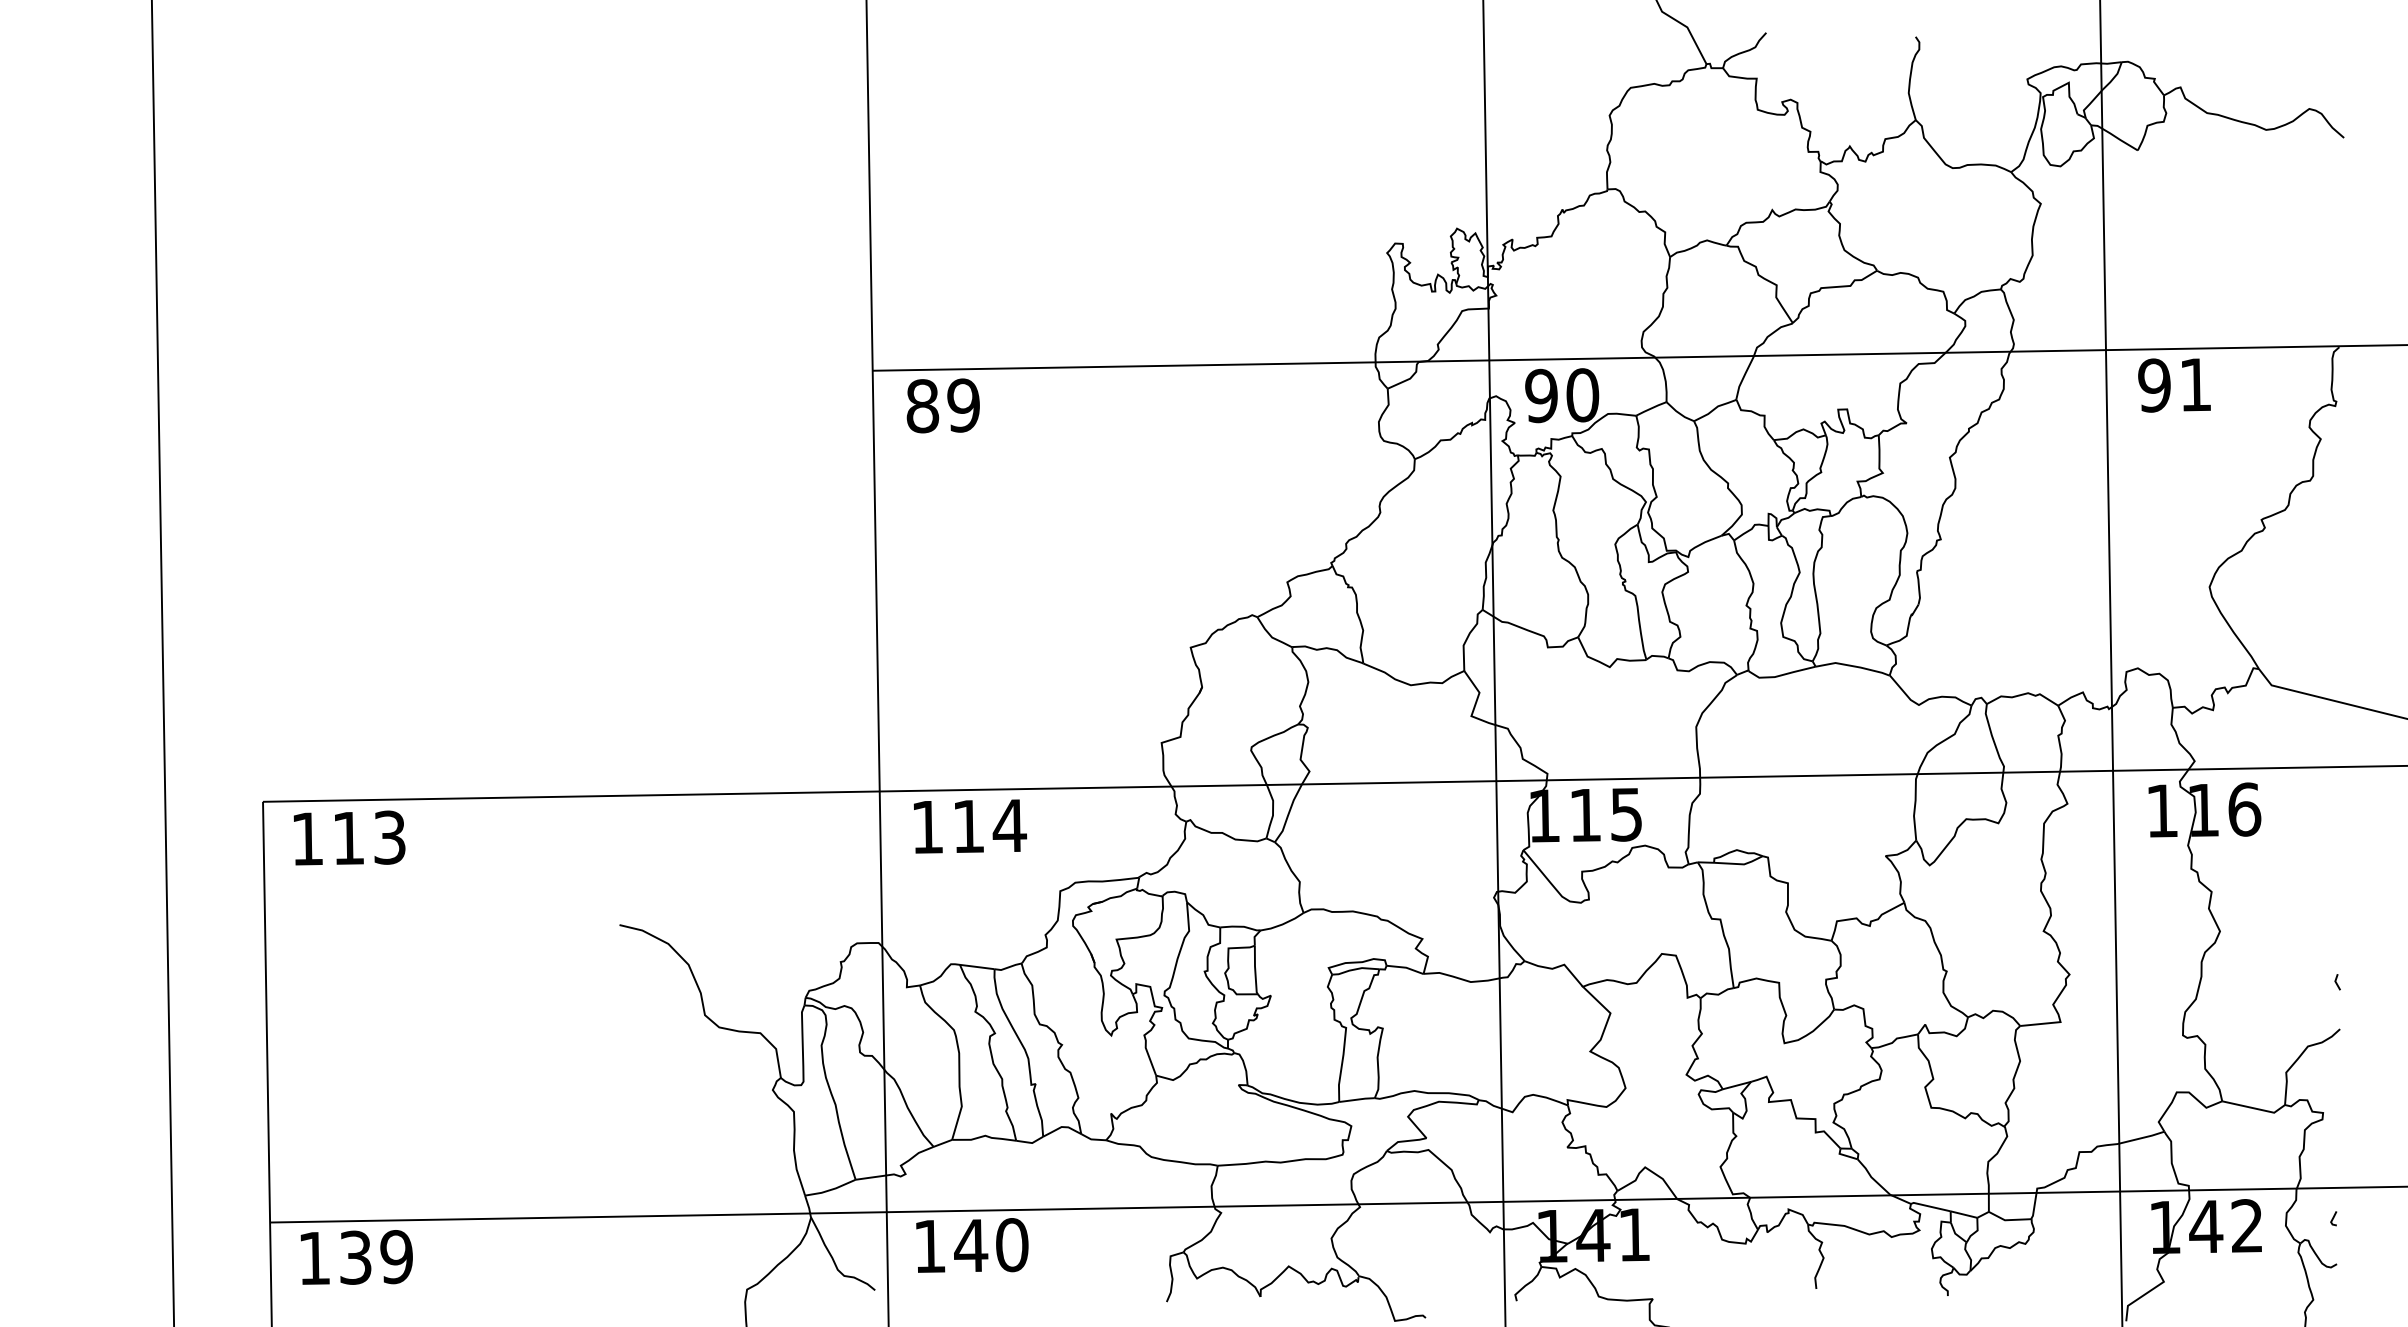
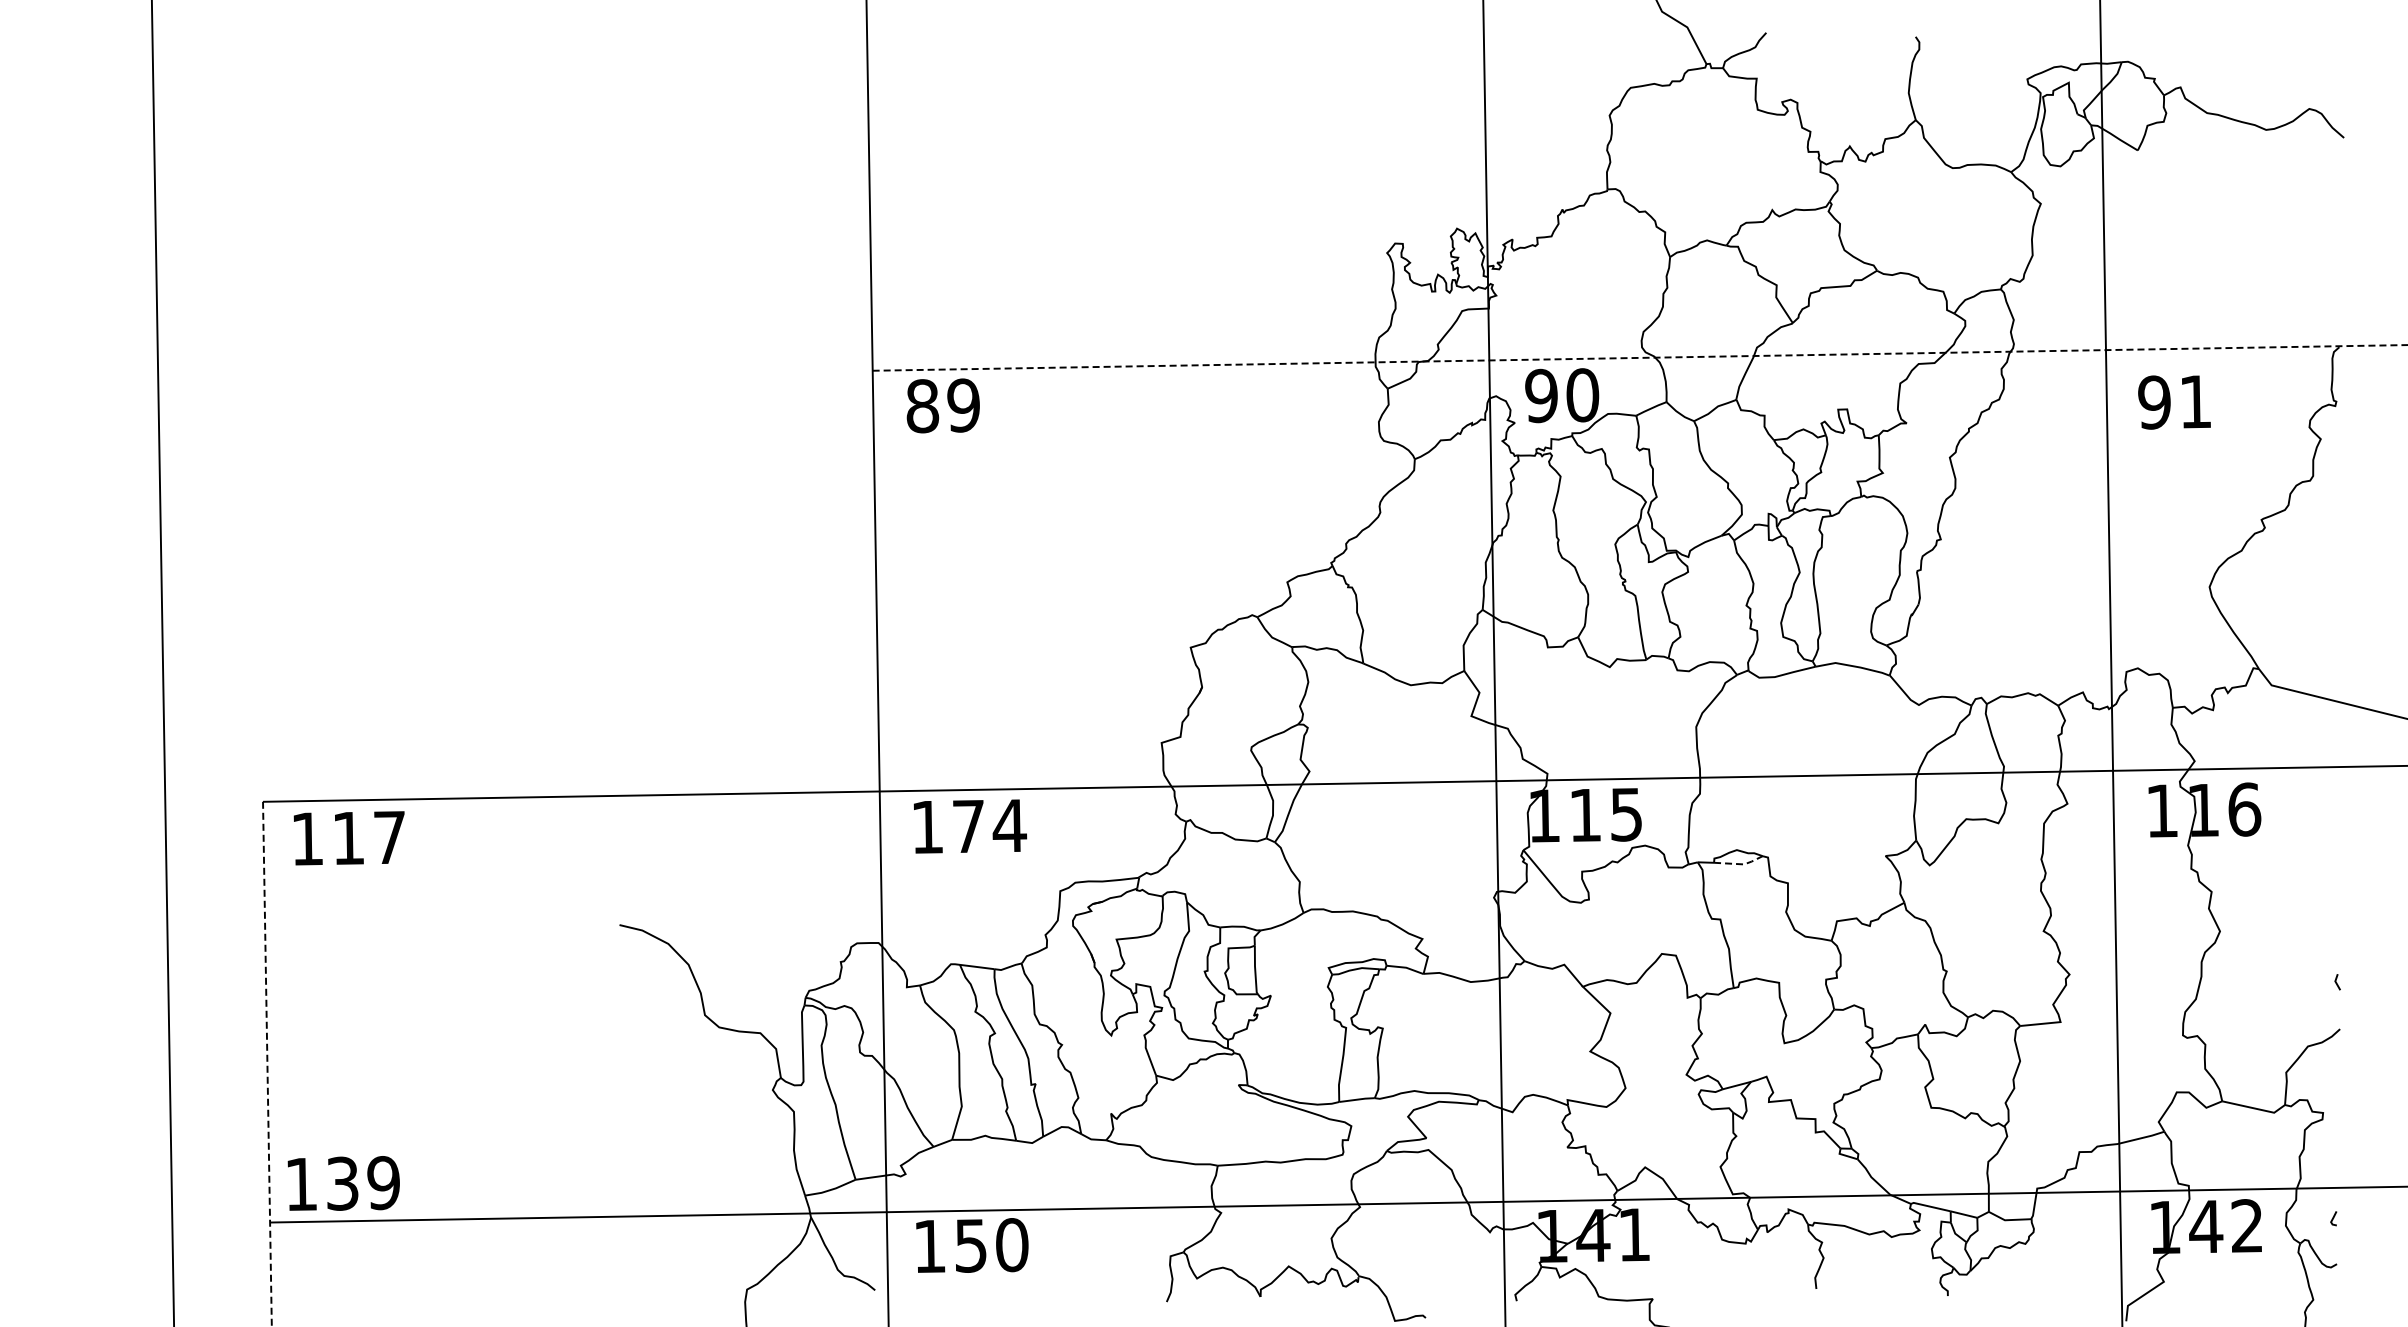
line: solid -> dashed (1640, 357)
text position: (2174, 385) -> (2174, 402) (2174, 402)
text: 114 -> 174 (968, 826)
text: 113 -> 117 (389, 837)
line: solid -> dashed (1741, 864)
line: solid -> dashed (267, 1064)
text: 140 -> 150 (971, 1245)
text position: (356, 1257) -> (343, 1183) (343, 1183)
